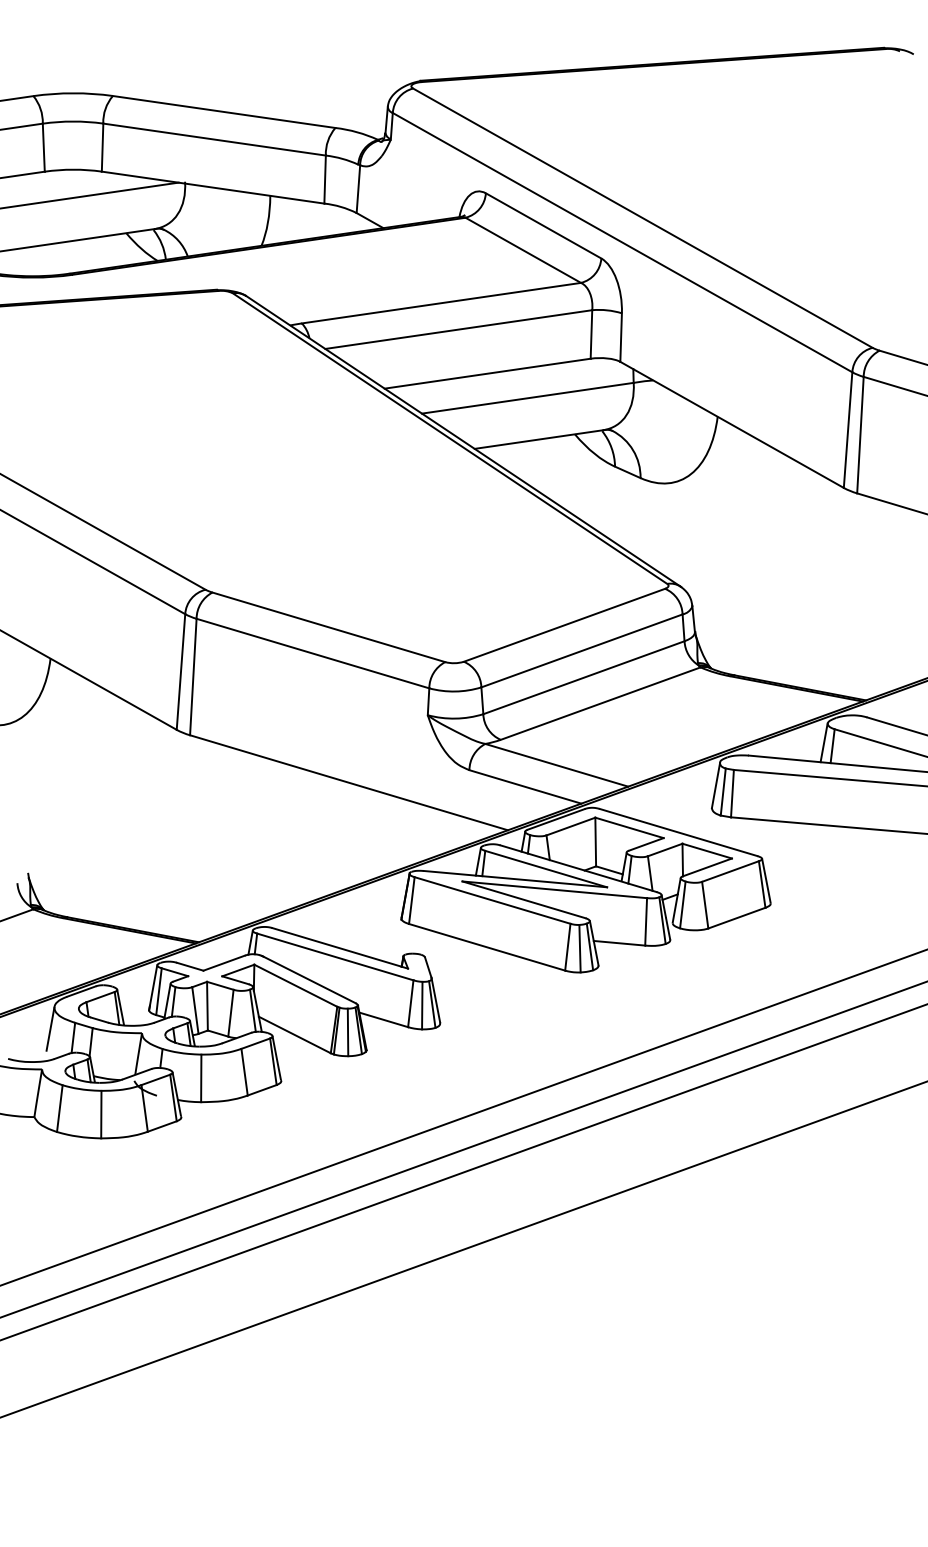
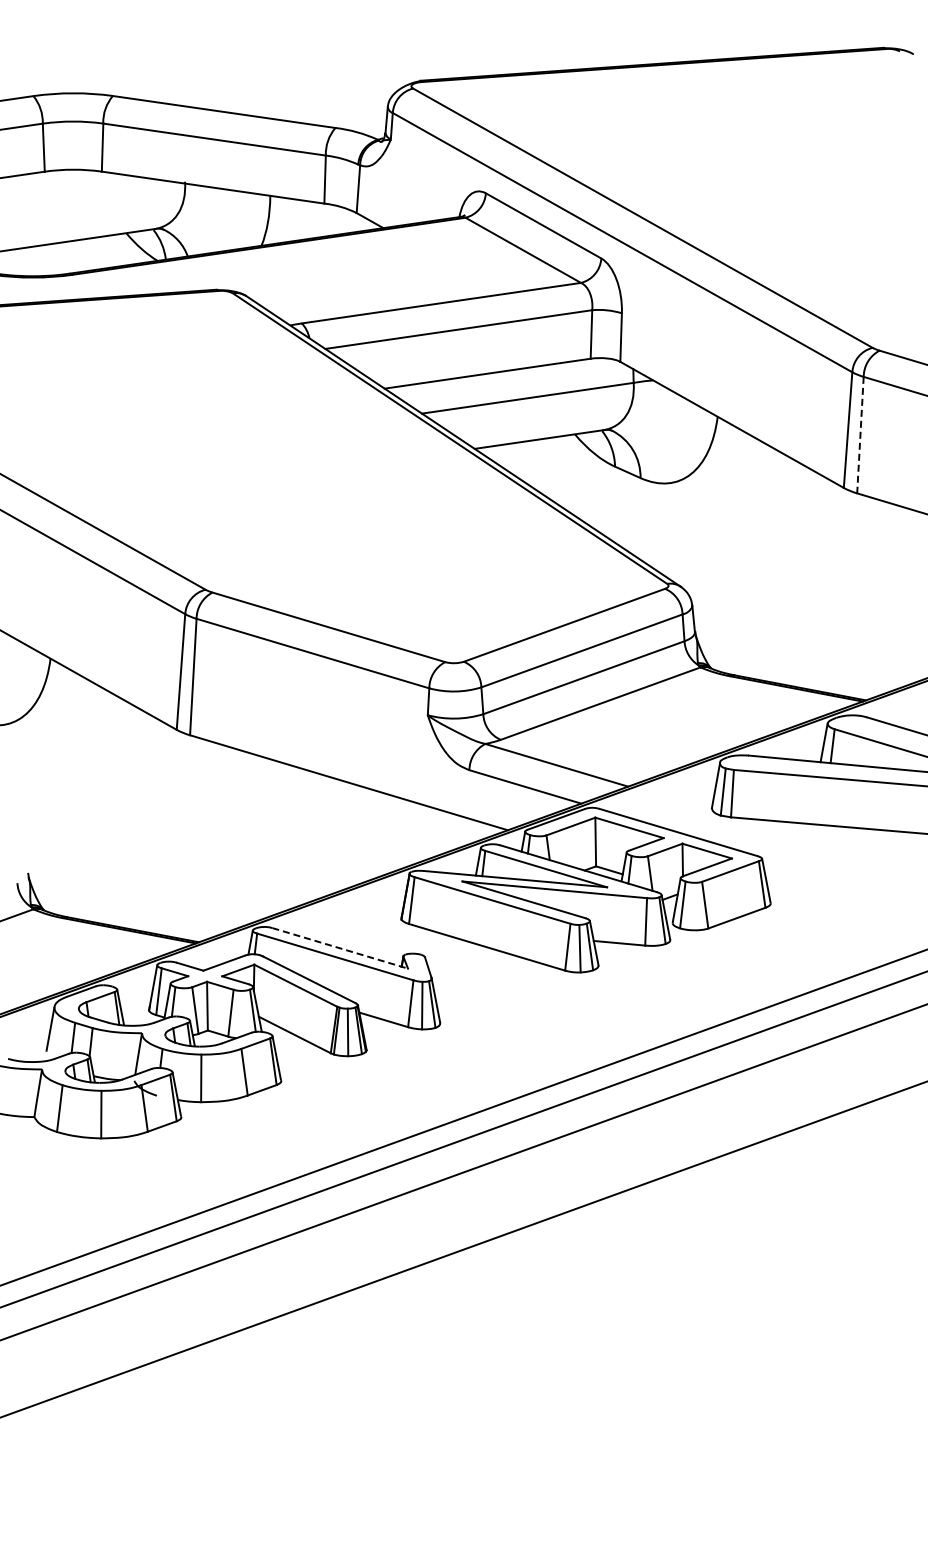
line: present -> none (90, 195)
line: solid -> dashed (860, 435)
line: solid -> dashed (340, 948)
line position: (463, 1149) -> (463, 1139) (463, 1139)
